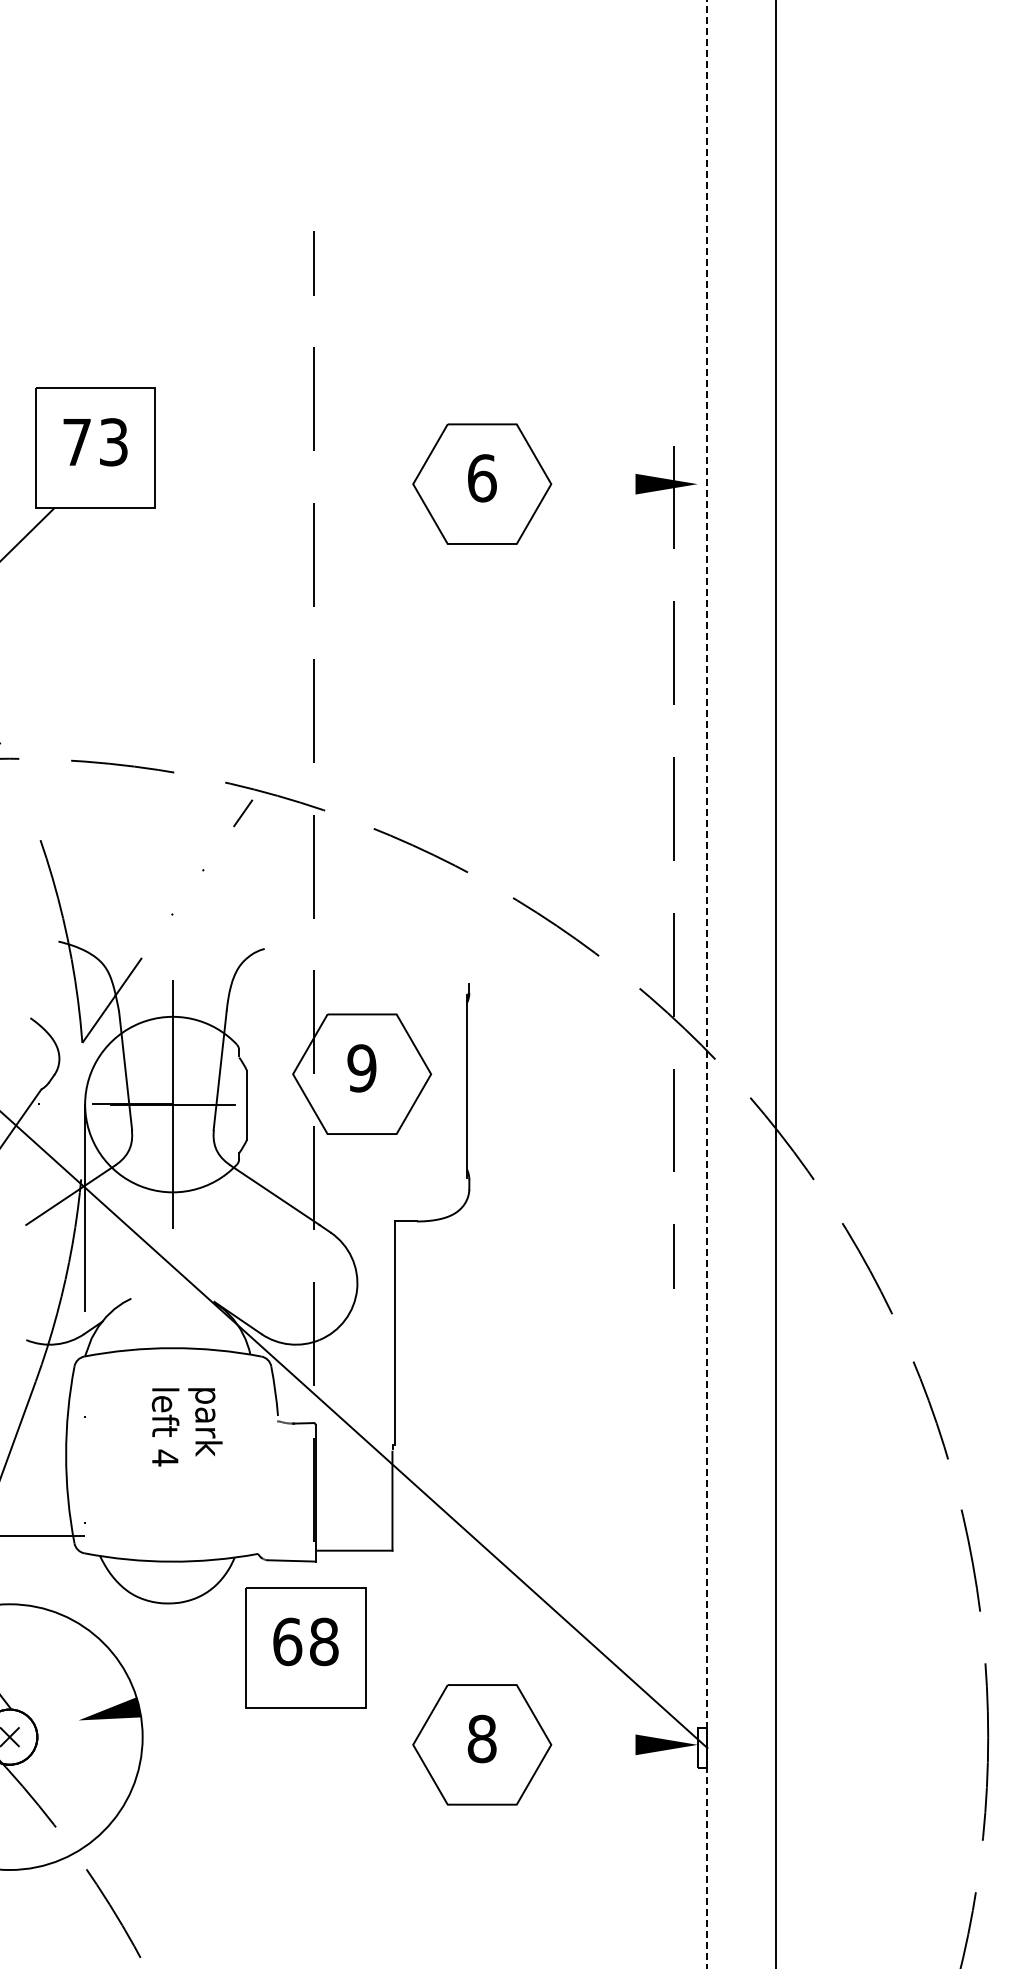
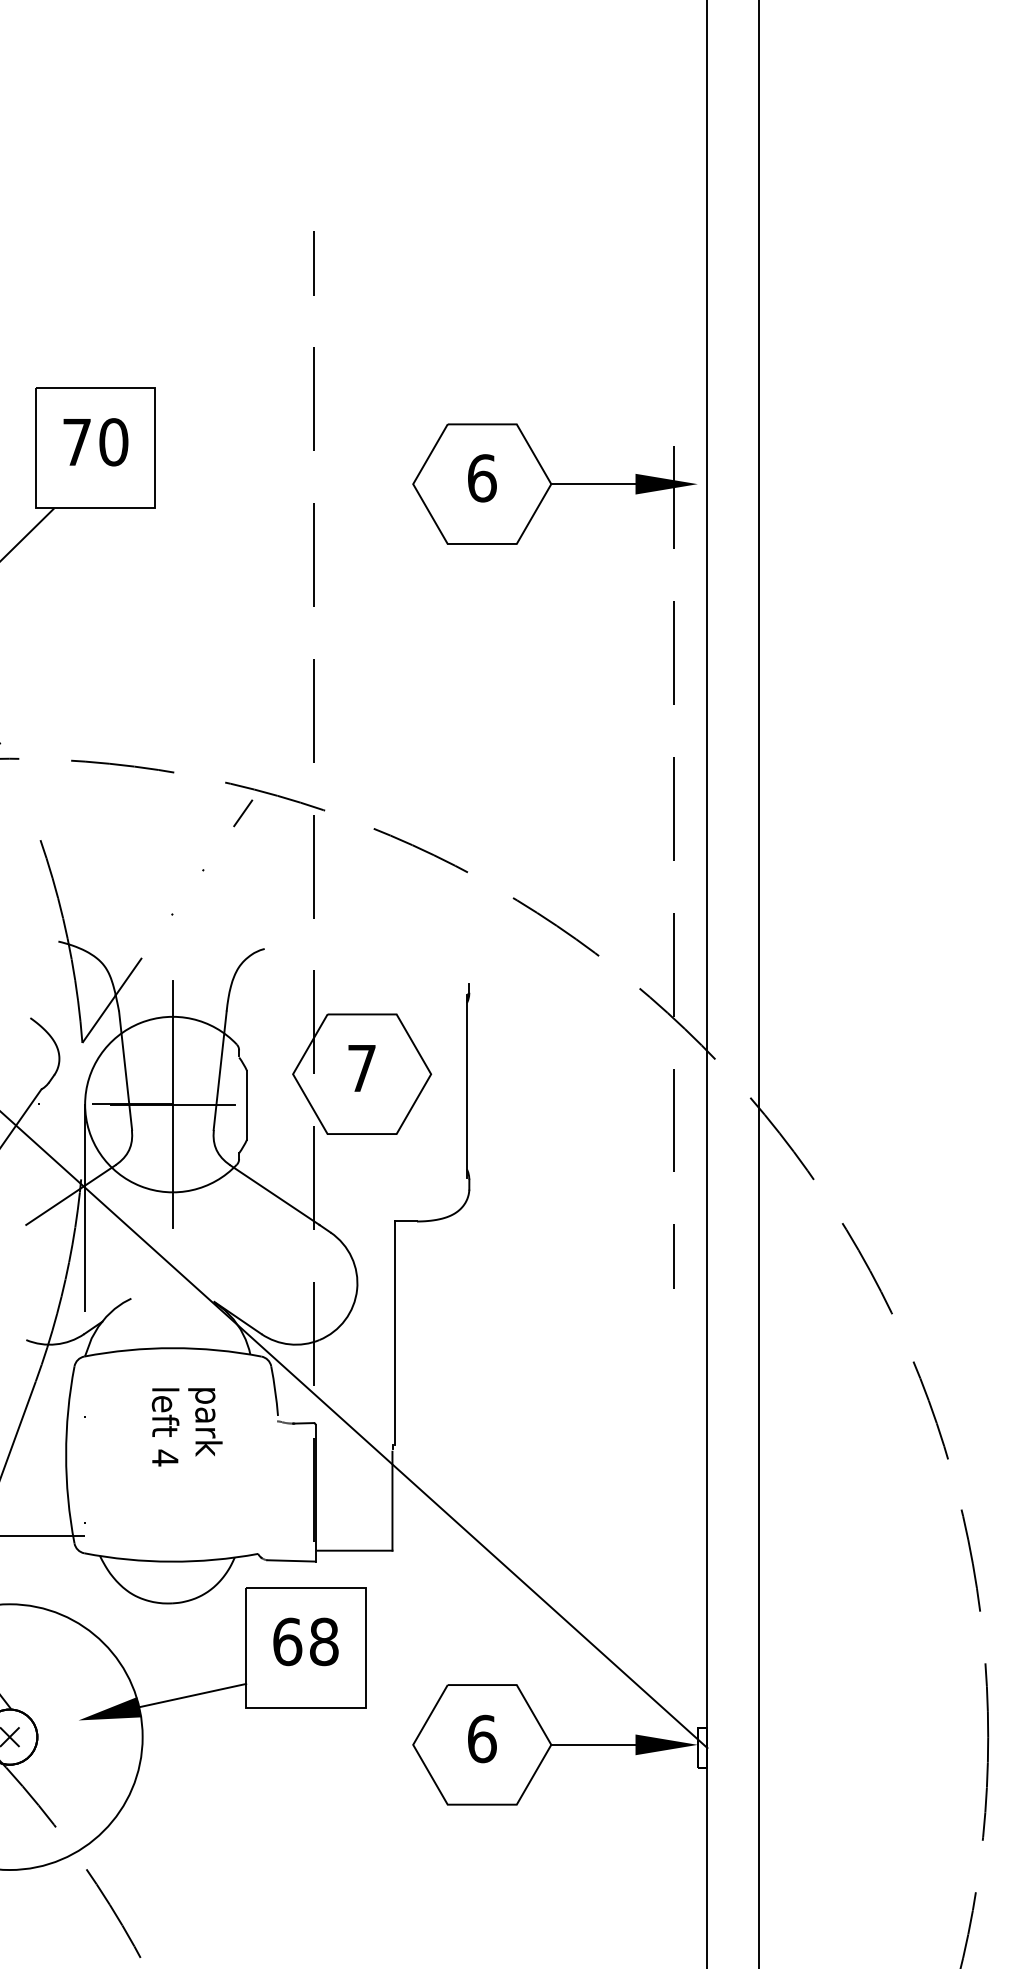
text: 73 -> 70 (113, 442)
line: none -> present (593, 484)
line position: (775, 983) -> (758, 983) (758, 983)
line: dashed -> solid (707, 984)
text: 9 -> 7 (361, 1068)
line: none -> present (192, 1695)
text: 8 -> 6 (481, 1738)
line: none -> present (593, 1744)
